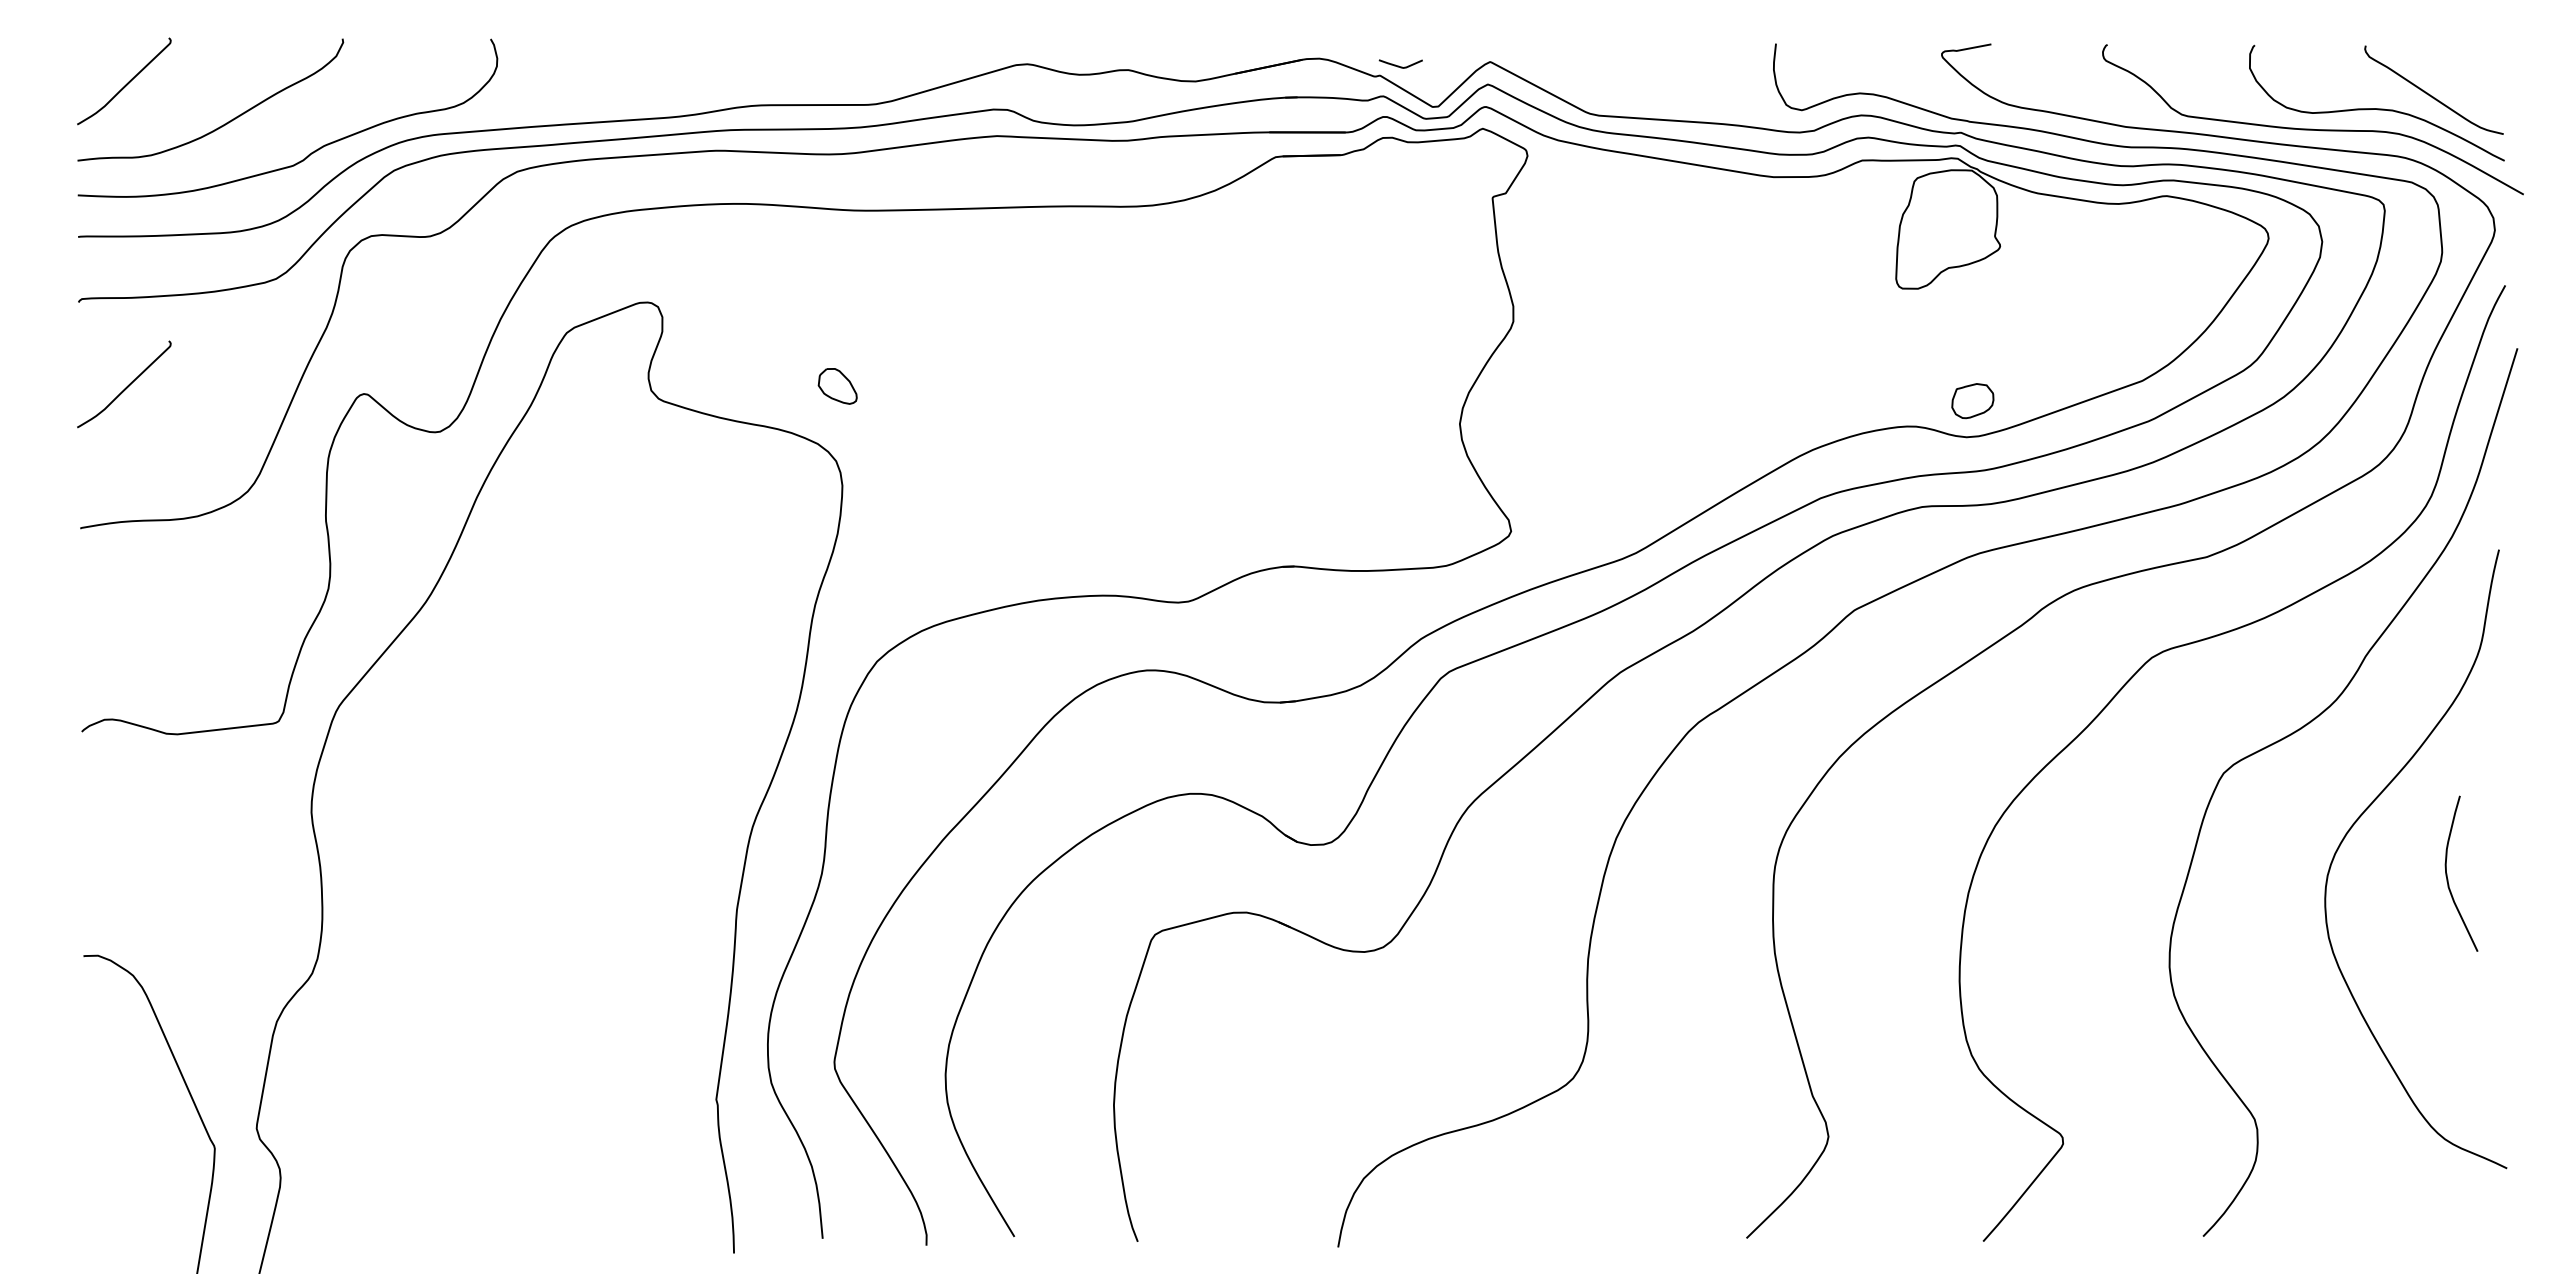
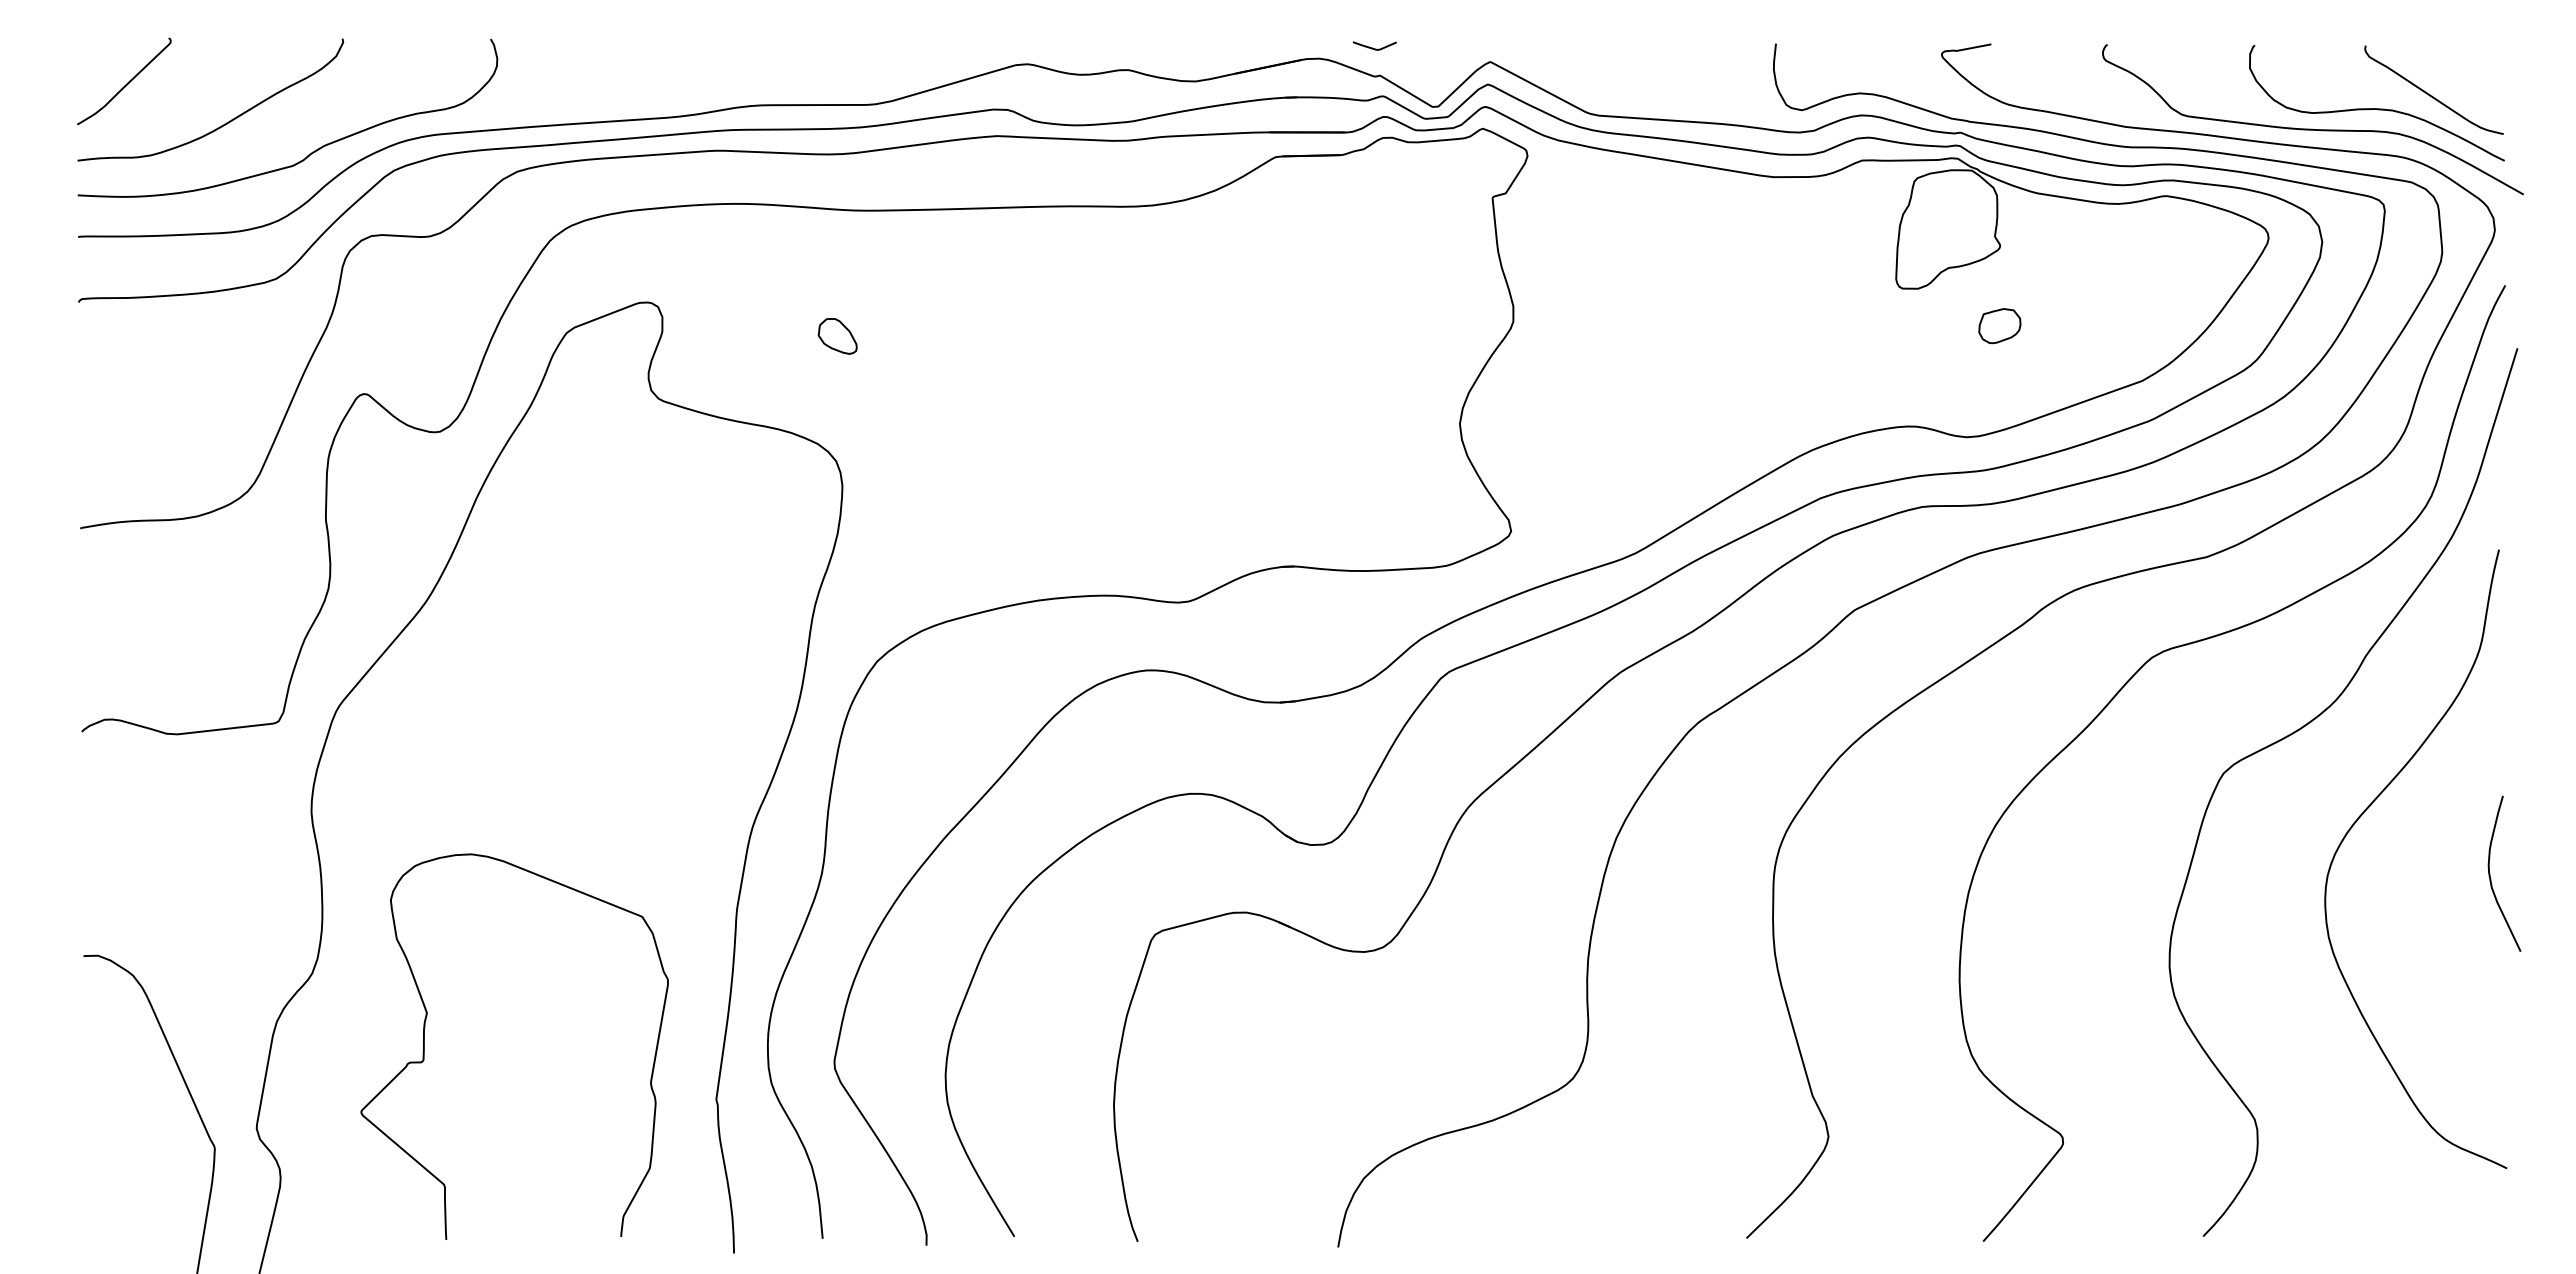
curve position: (1398, 65) -> (1372, 47) (1372, 47)
curve: present -> none (126, 386)
part position: (837, 386) -> (837, 336) (837, 336)
part position: (1972, 401) -> (1999, 326) (1999, 326)
curve position: (2447, 873) -> (2490, 873) (2490, 873)
curve: none -> present (424, 1046)
